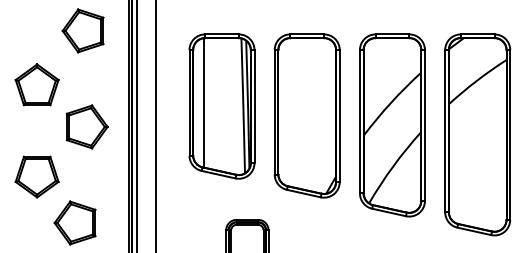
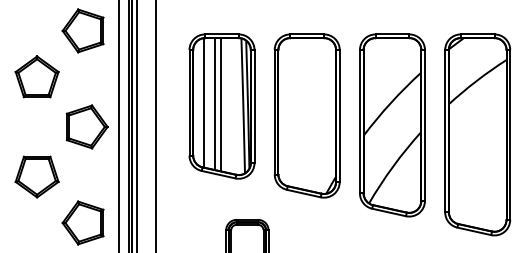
part position: (36, 84) -> (36, 76) (36, 76)
line: none -> present (215, 104)
line: none -> present (221, 104)
line: none -> present (118, 125)
part position: (74, 222) -> (82, 222) (82, 222)
